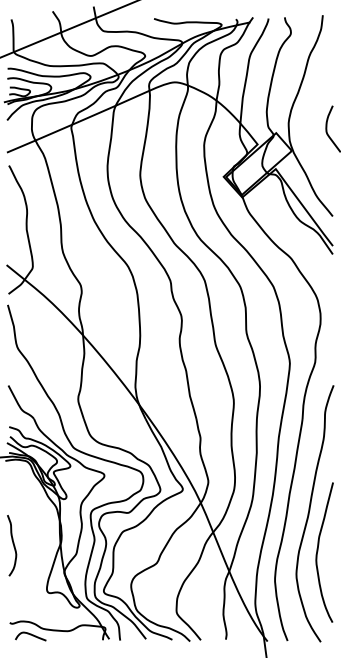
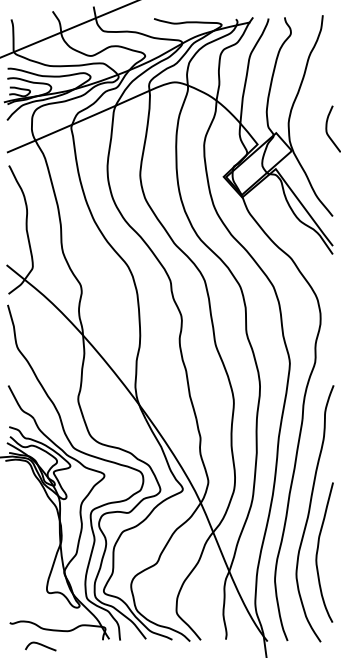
curve: present -> none (12, 544)
curve position: (30, 635) -> (40, 645) (40, 645)
